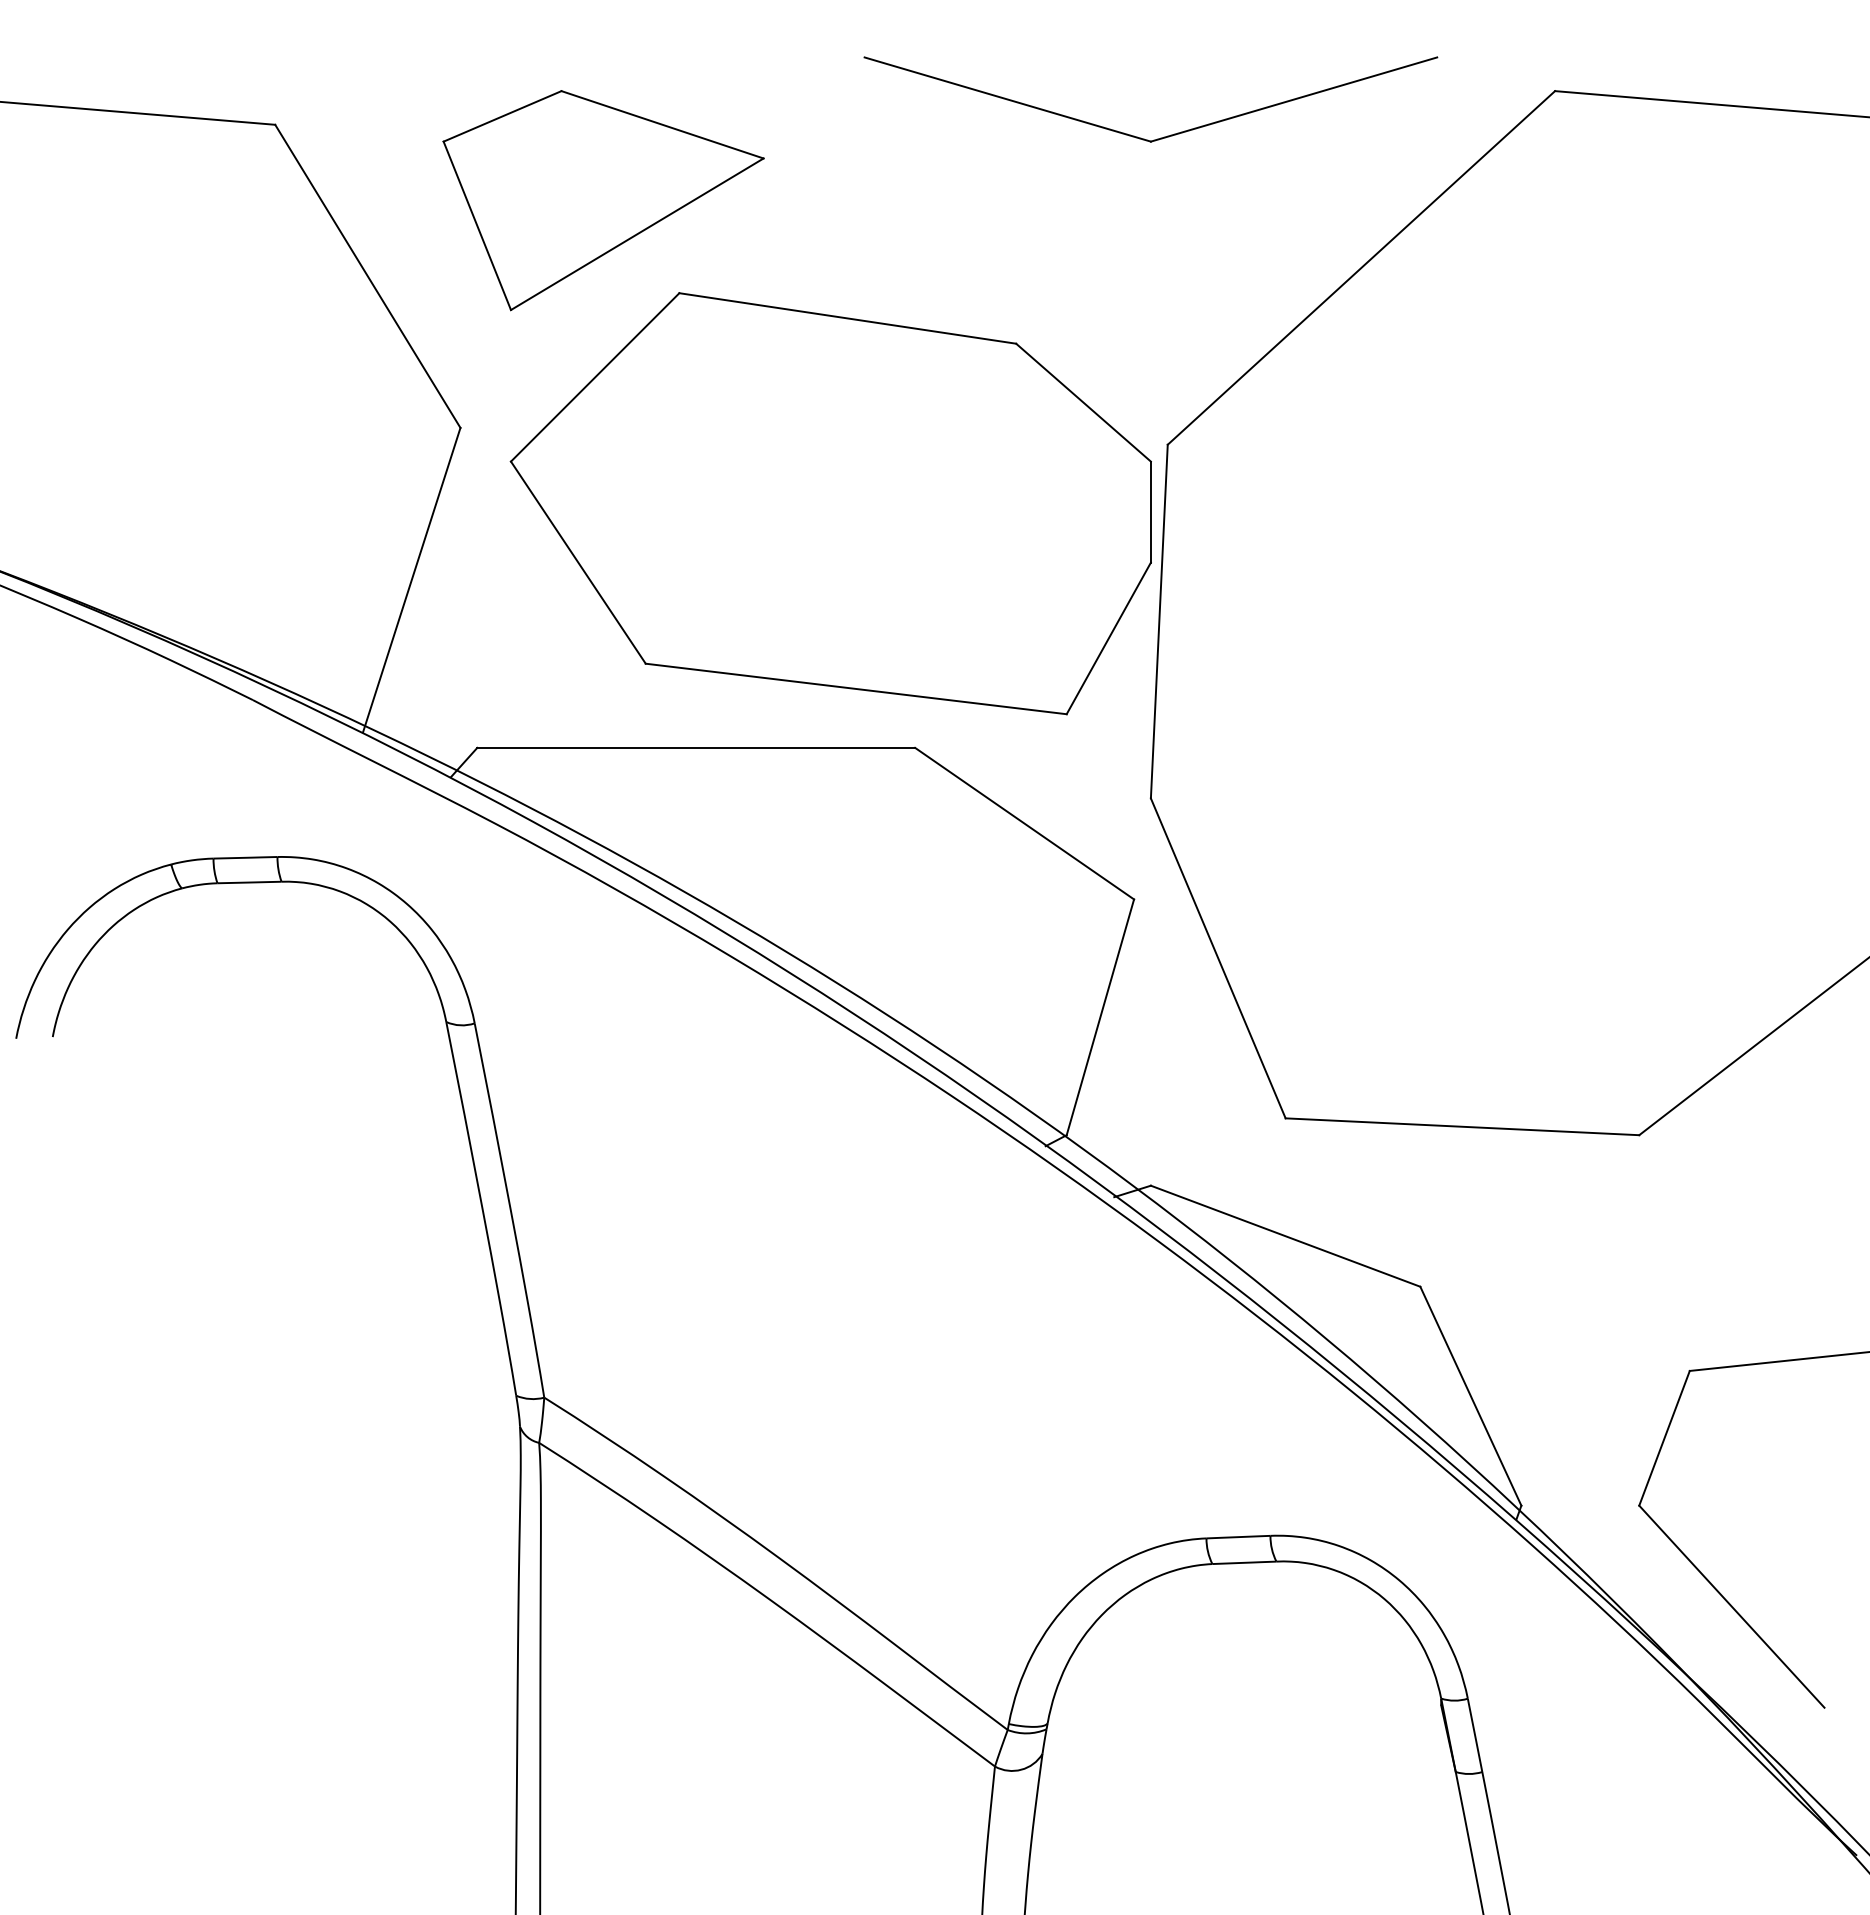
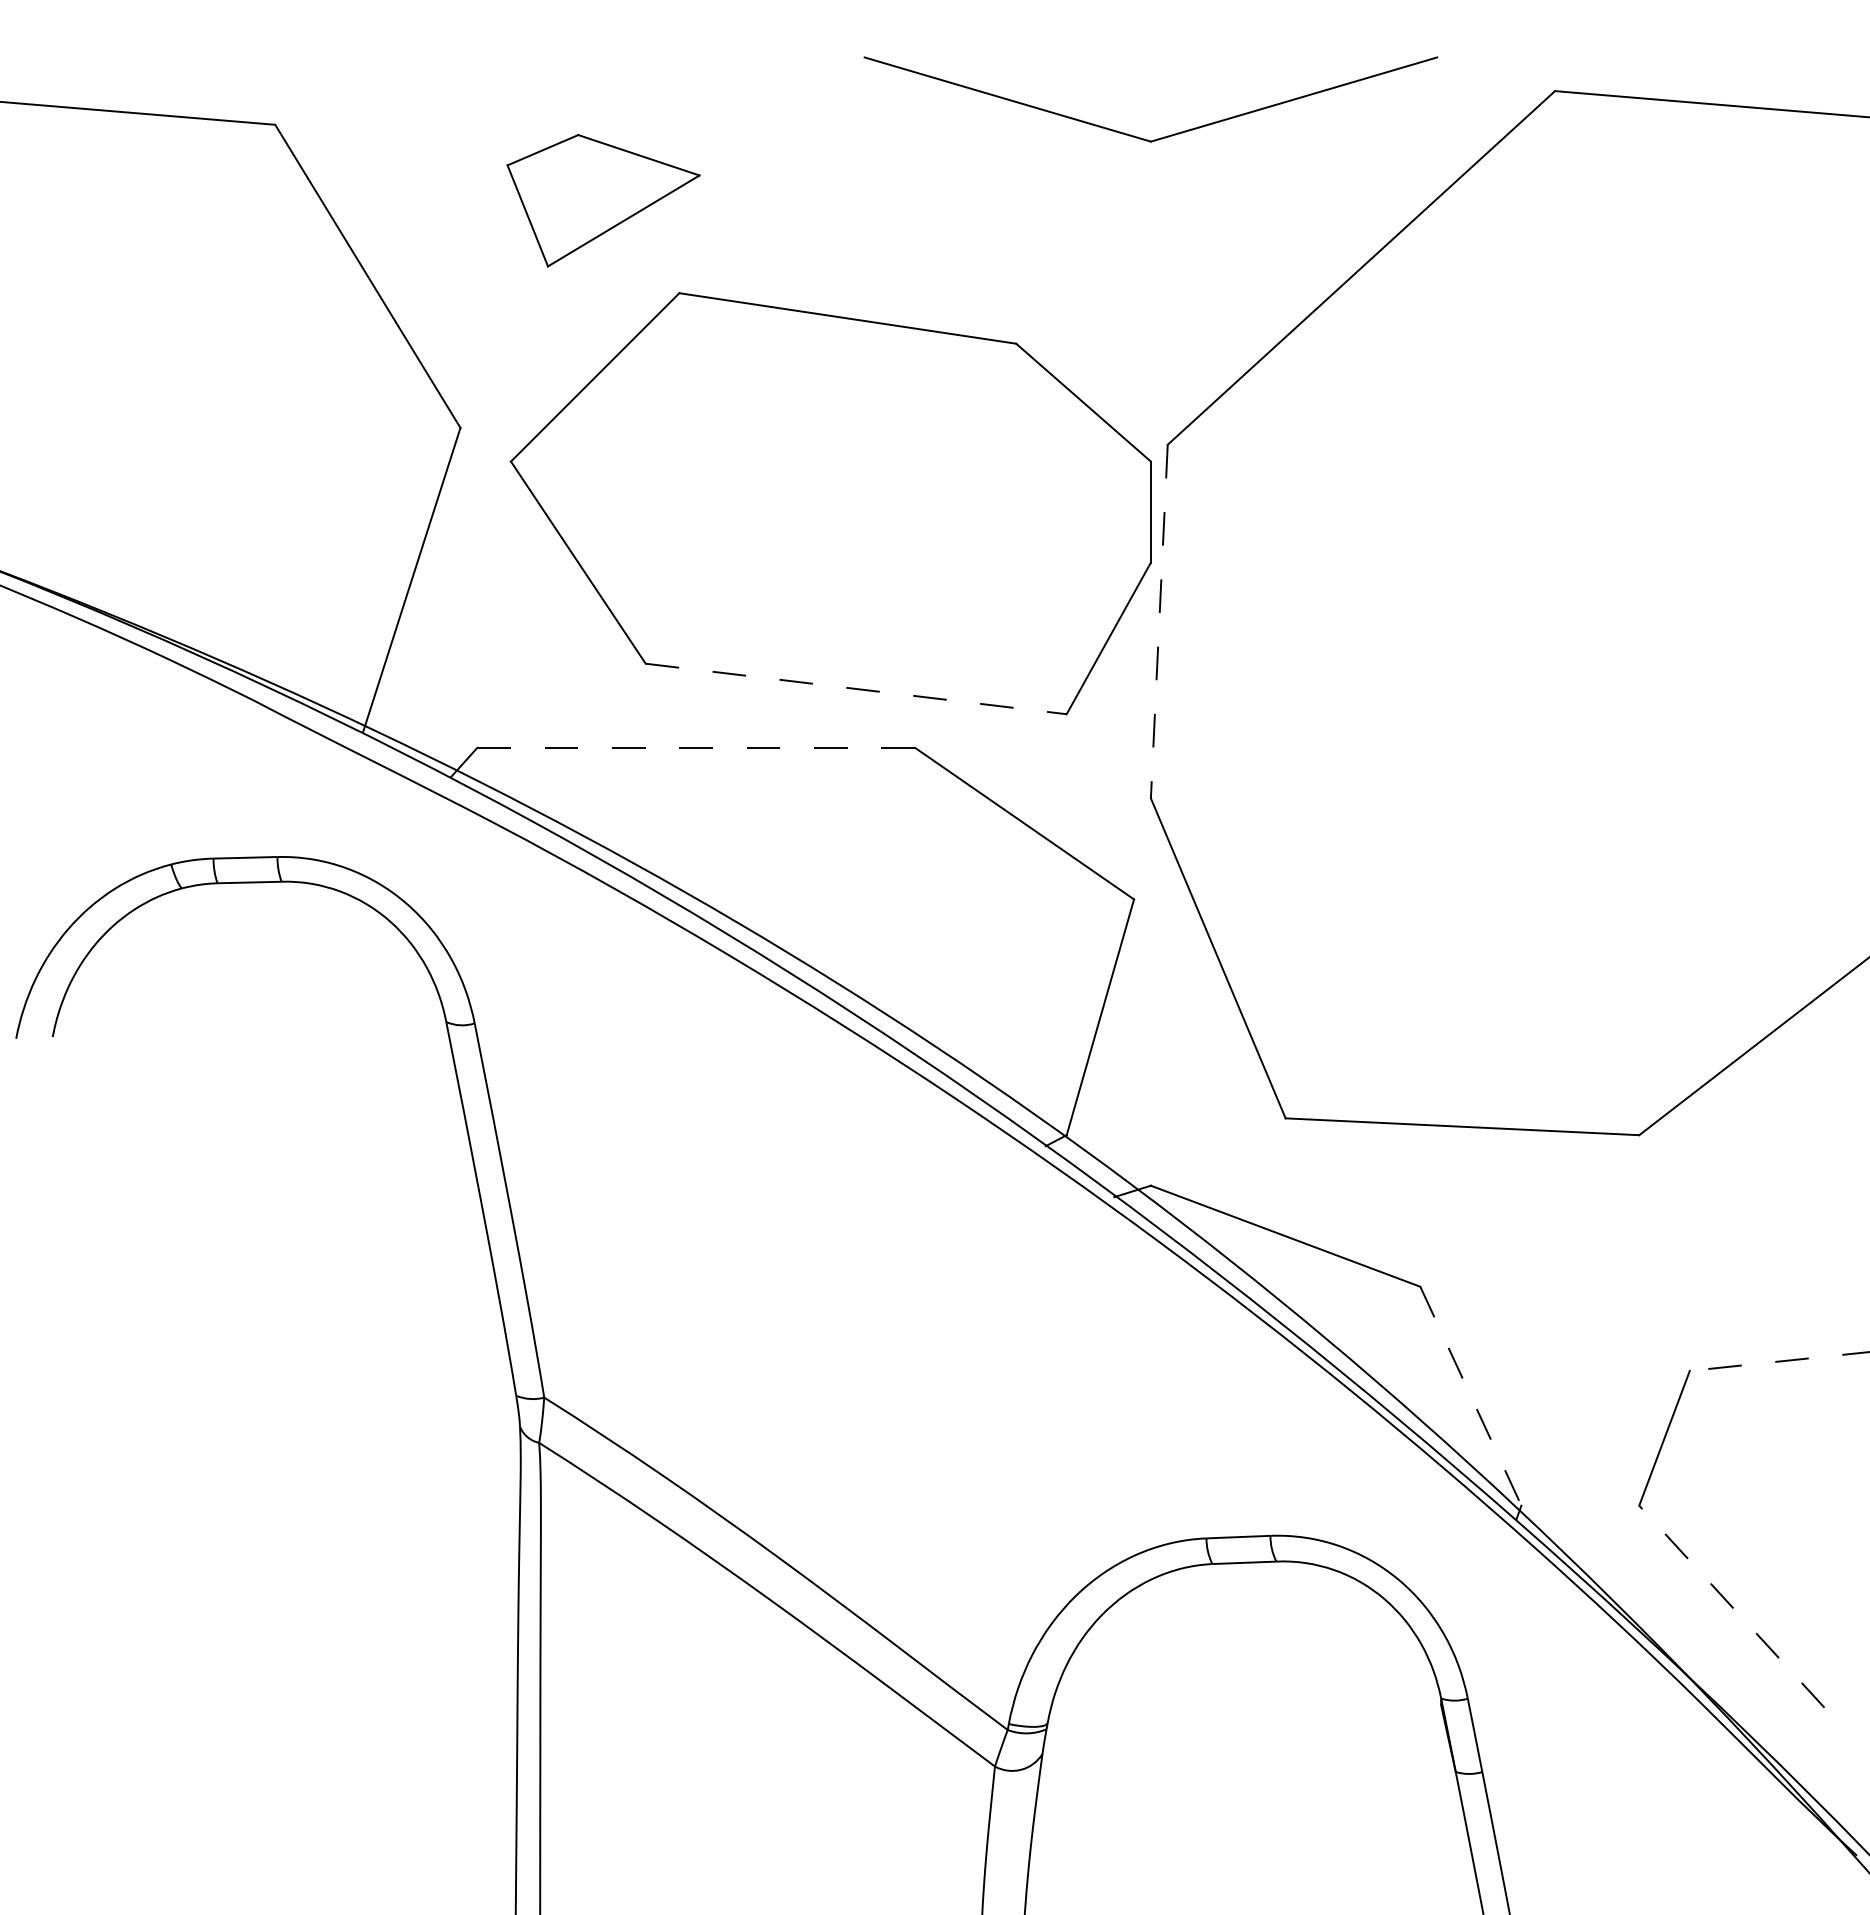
part size: 323x222 px -> 195x134 px (603, 200)
line: solid -> dashed (1159, 622)
line: solid -> dashed (856, 689)
line: solid -> dashed (696, 747)
line: solid -> dashed (1779, 1361)
line: solid -> dashed (1470, 1396)
line: solid -> dashed (1731, 1606)
